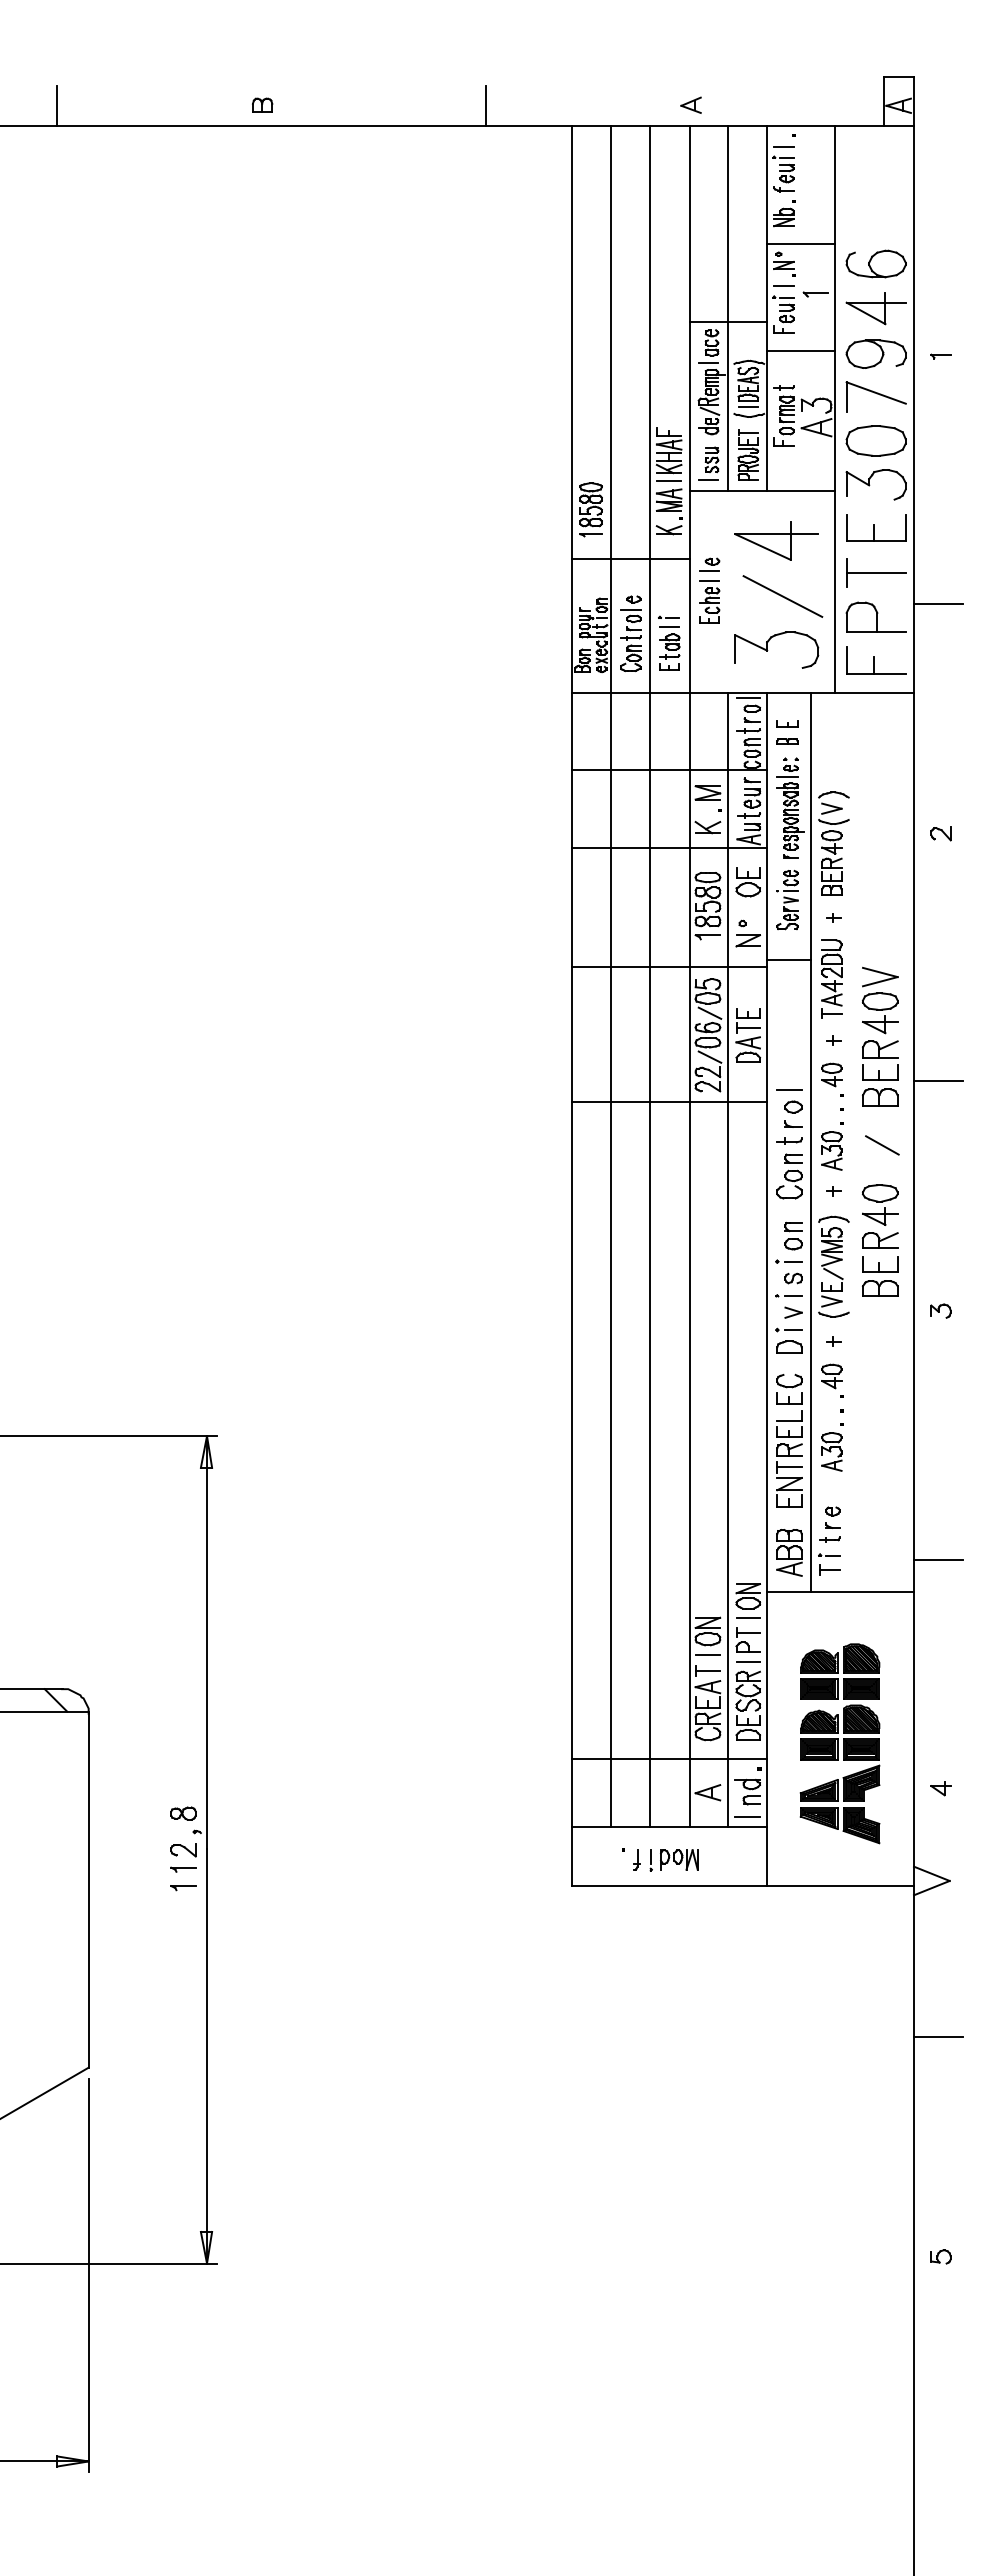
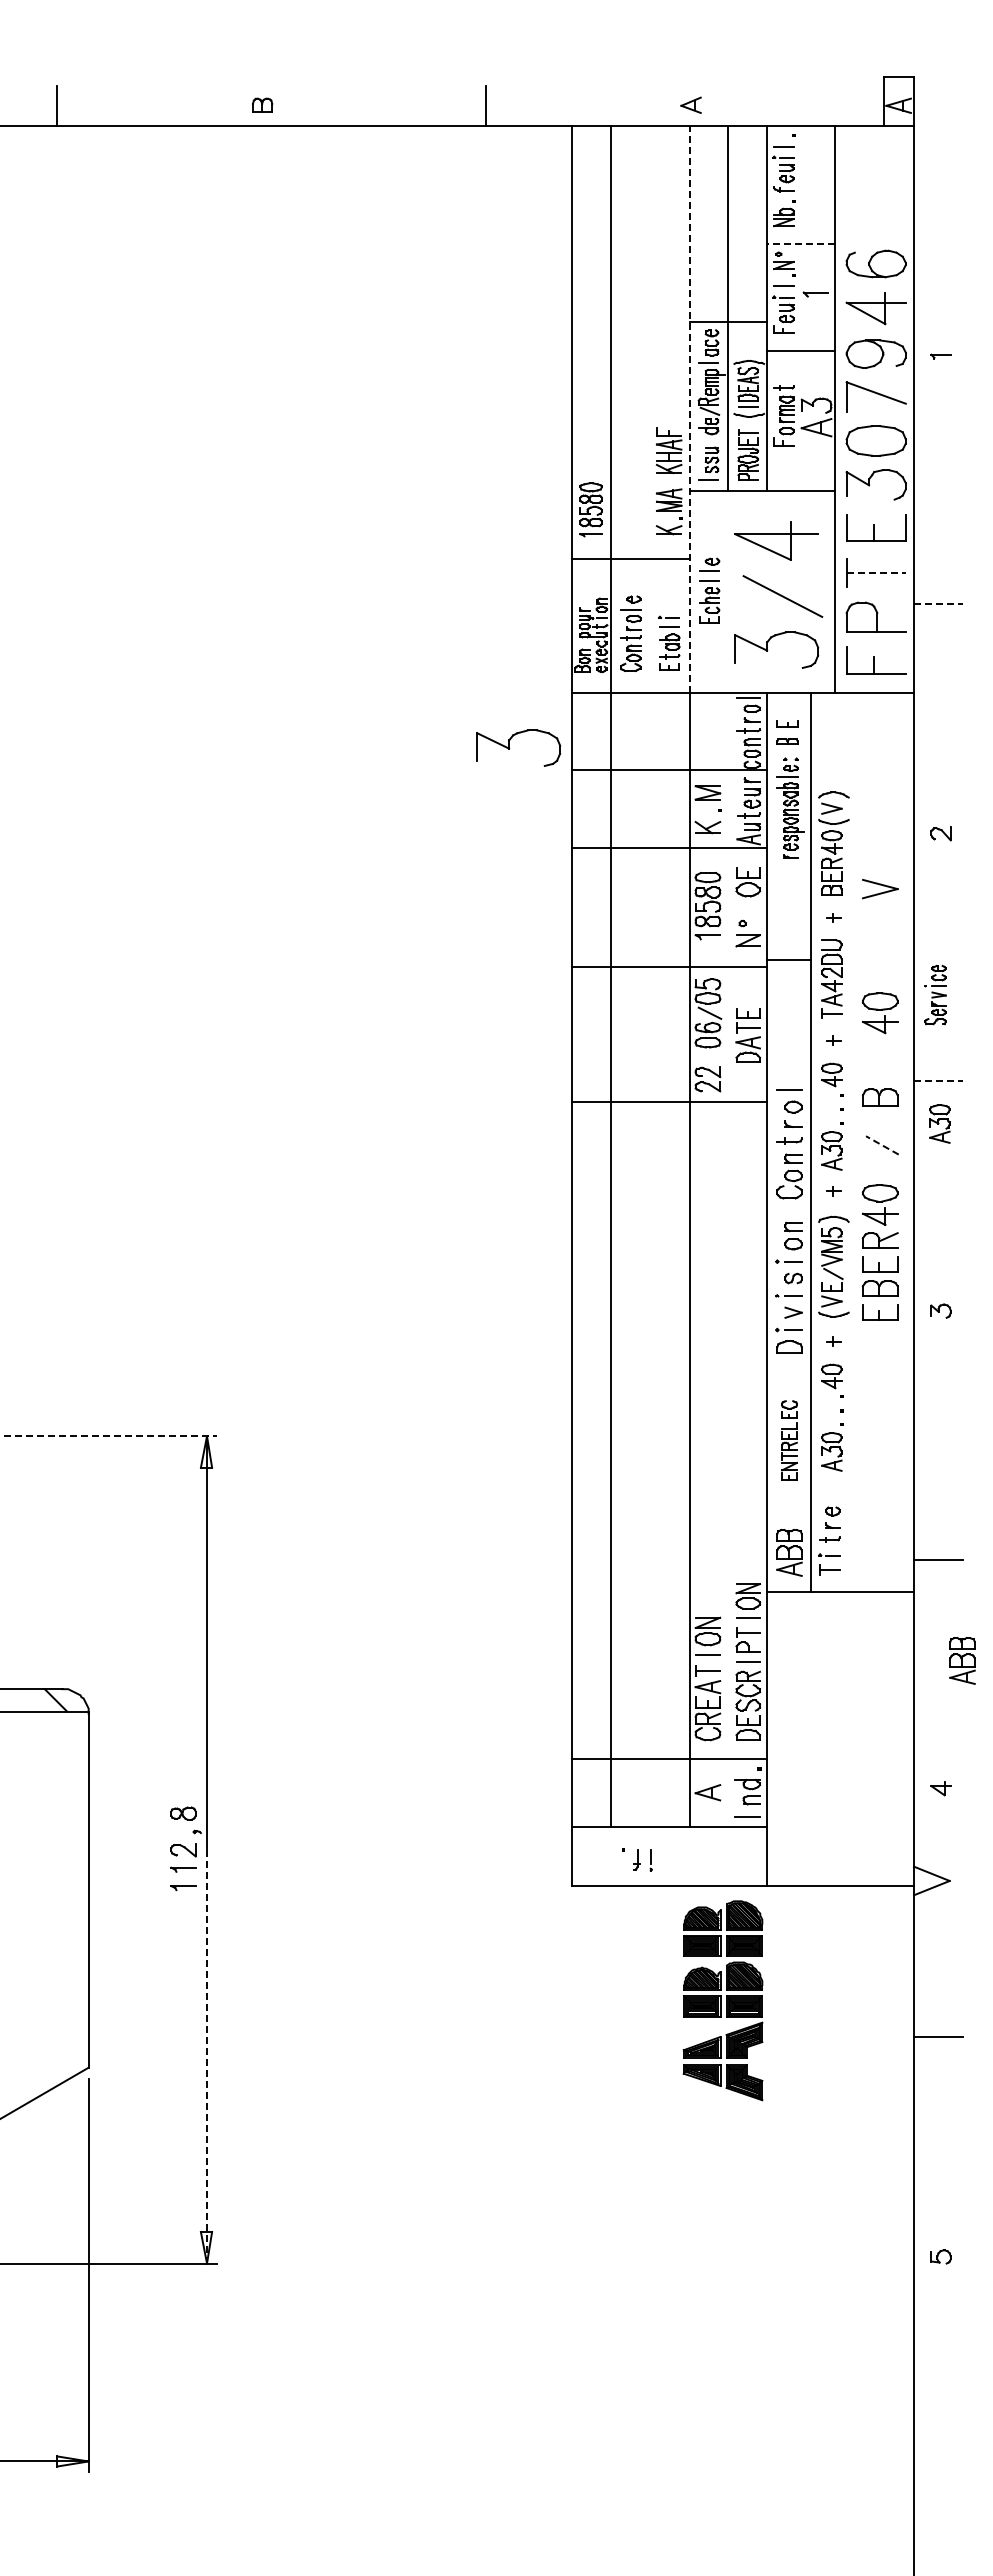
line: solid -> dashed (800, 243)
line: solid -> dashed (689, 409)
line: present -> none (668, 481)
line: solid -> dashed (876, 573)
line: solid -> dashed (939, 603)
part: none -> present (510, 748)
part position: (787, 900) -> (935, 995) (935, 995)
line: present -> none (649, 976)
part position: (880, 976) -> (880, 888) (880, 888)
line: present -> none (709, 1056)
part: present -> none (880, 1060)
line: solid -> dashed (939, 1081)
part: none -> present (939, 1123)
line: solid -> dashed (882, 1145)
line: present -> none (728, 1259)
part: none -> present (880, 1312)
line: solid -> dashed (109, 1436)
part size: 27x135 px -> 17x81 px (789, 1440)
part: none -> present (962, 1660)
part position: (839, 1743) -> (722, 2000) (722, 2000)
part: present -> none (679, 1859)
line: solid -> dashed (207, 2055)
